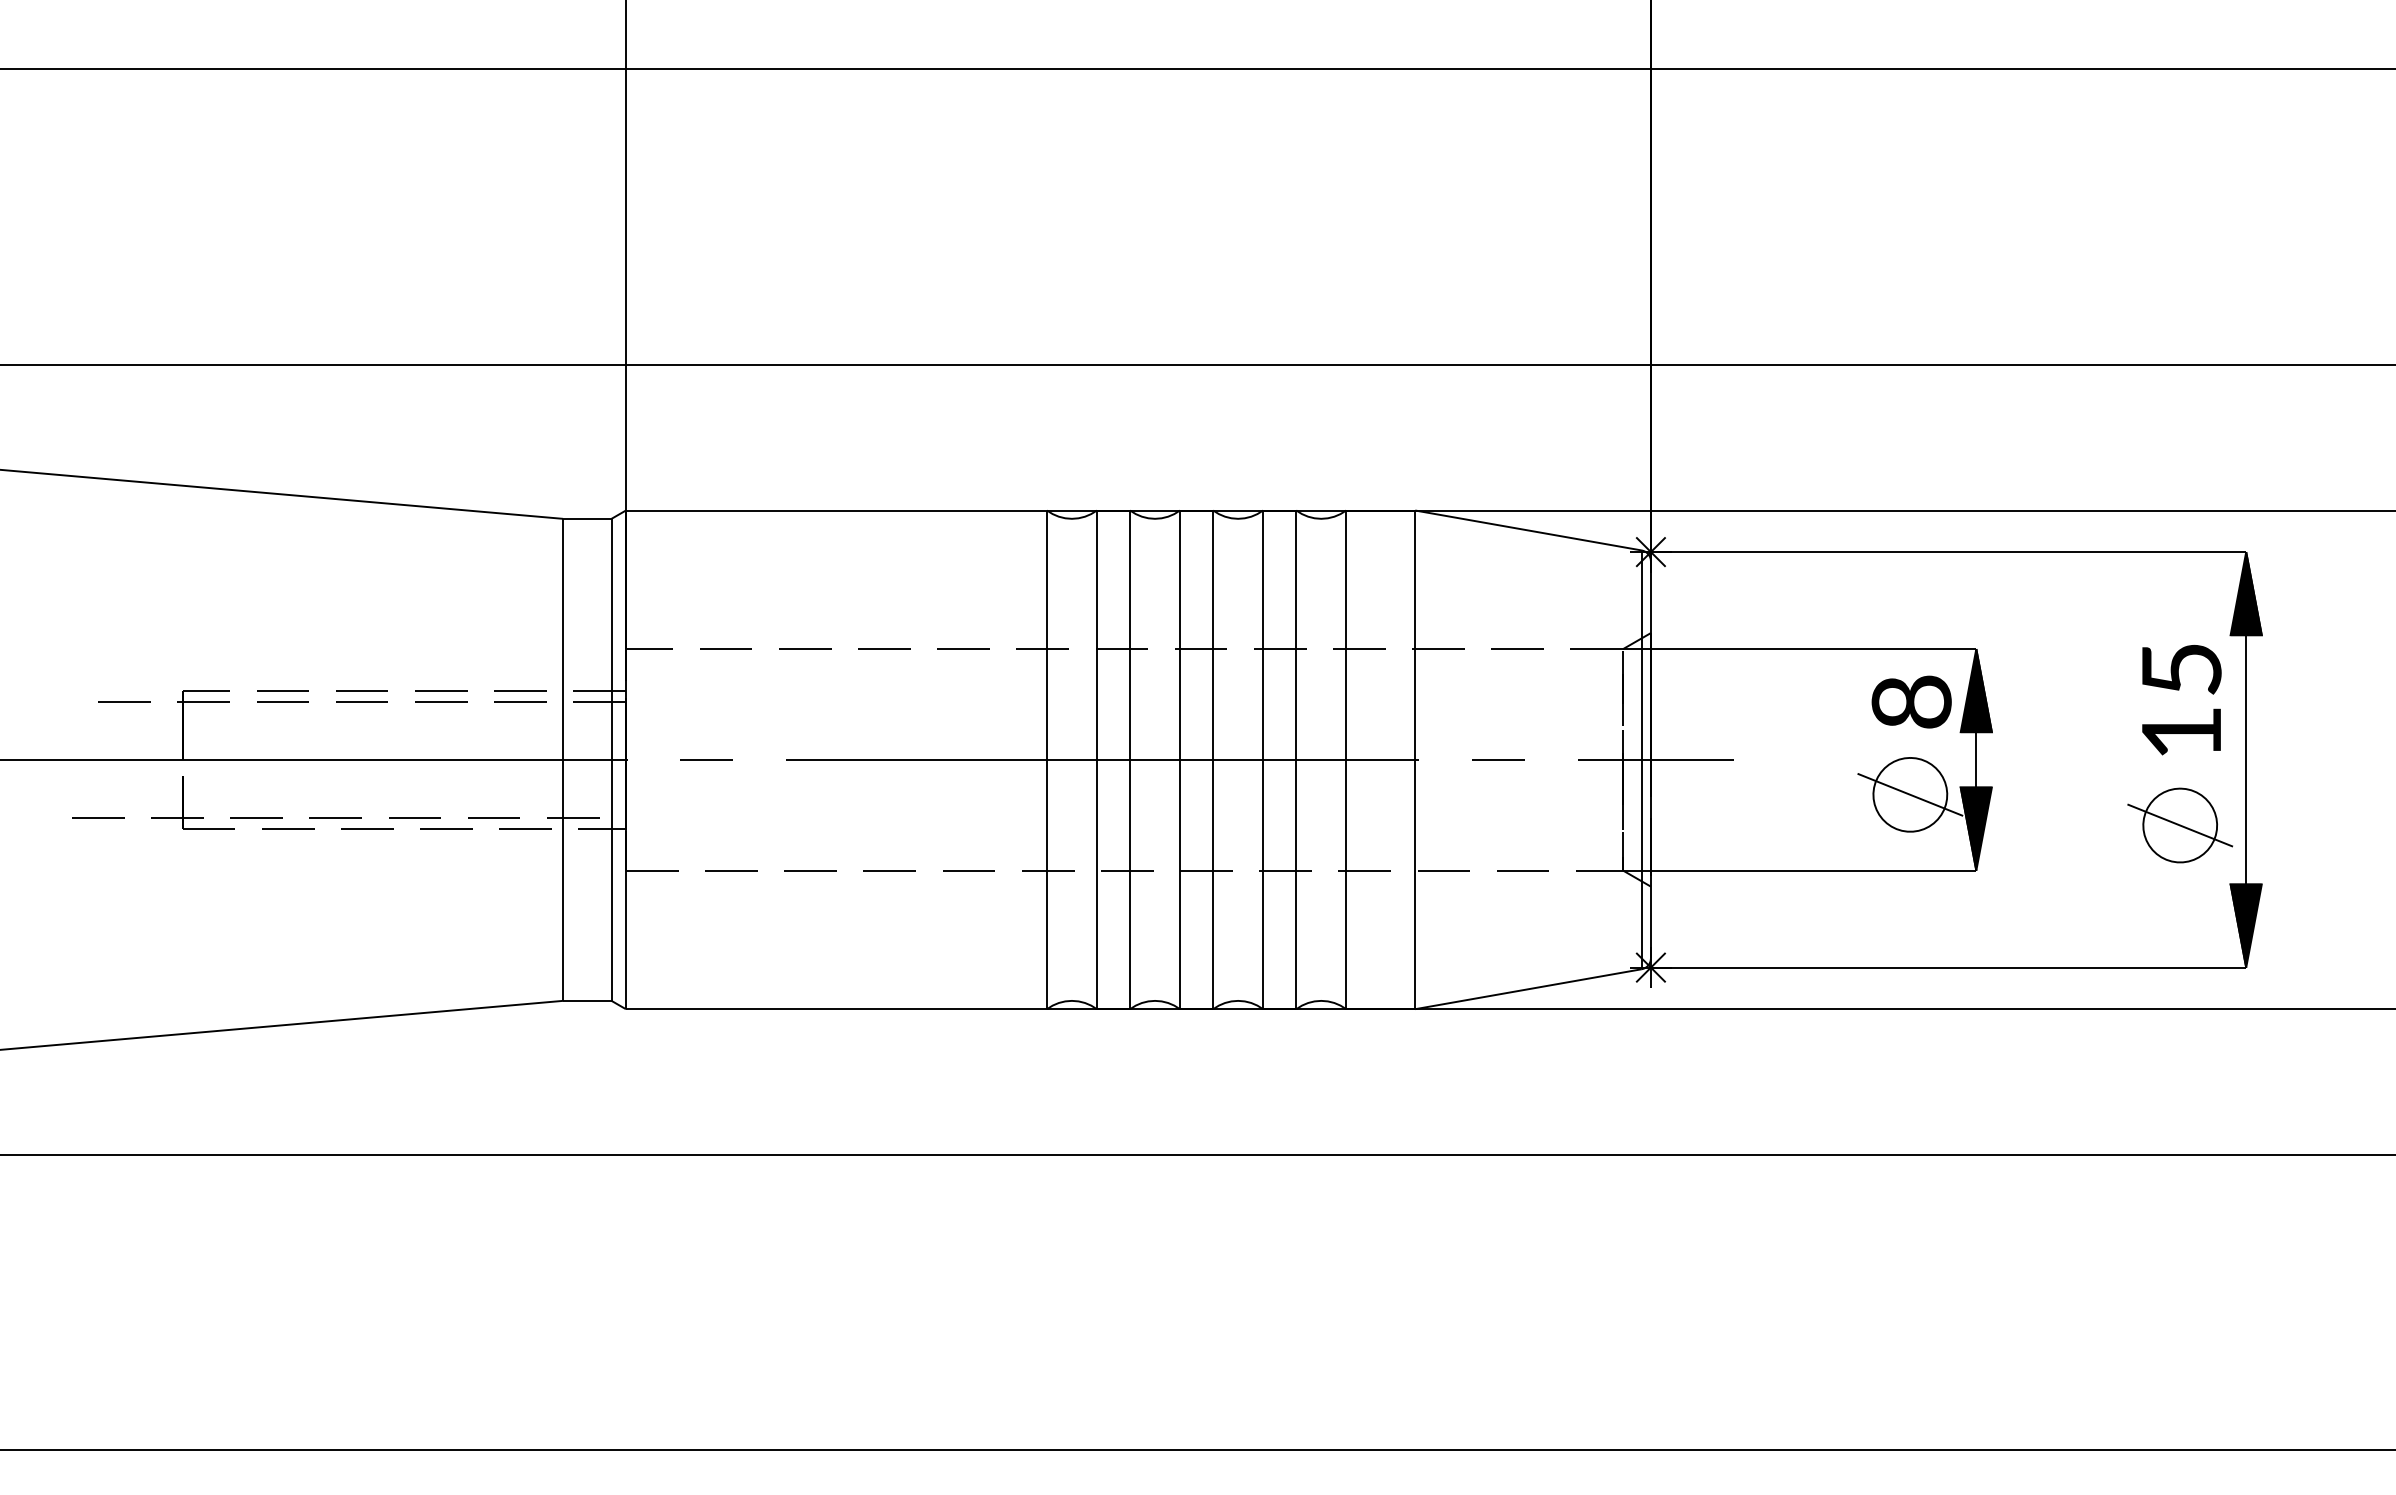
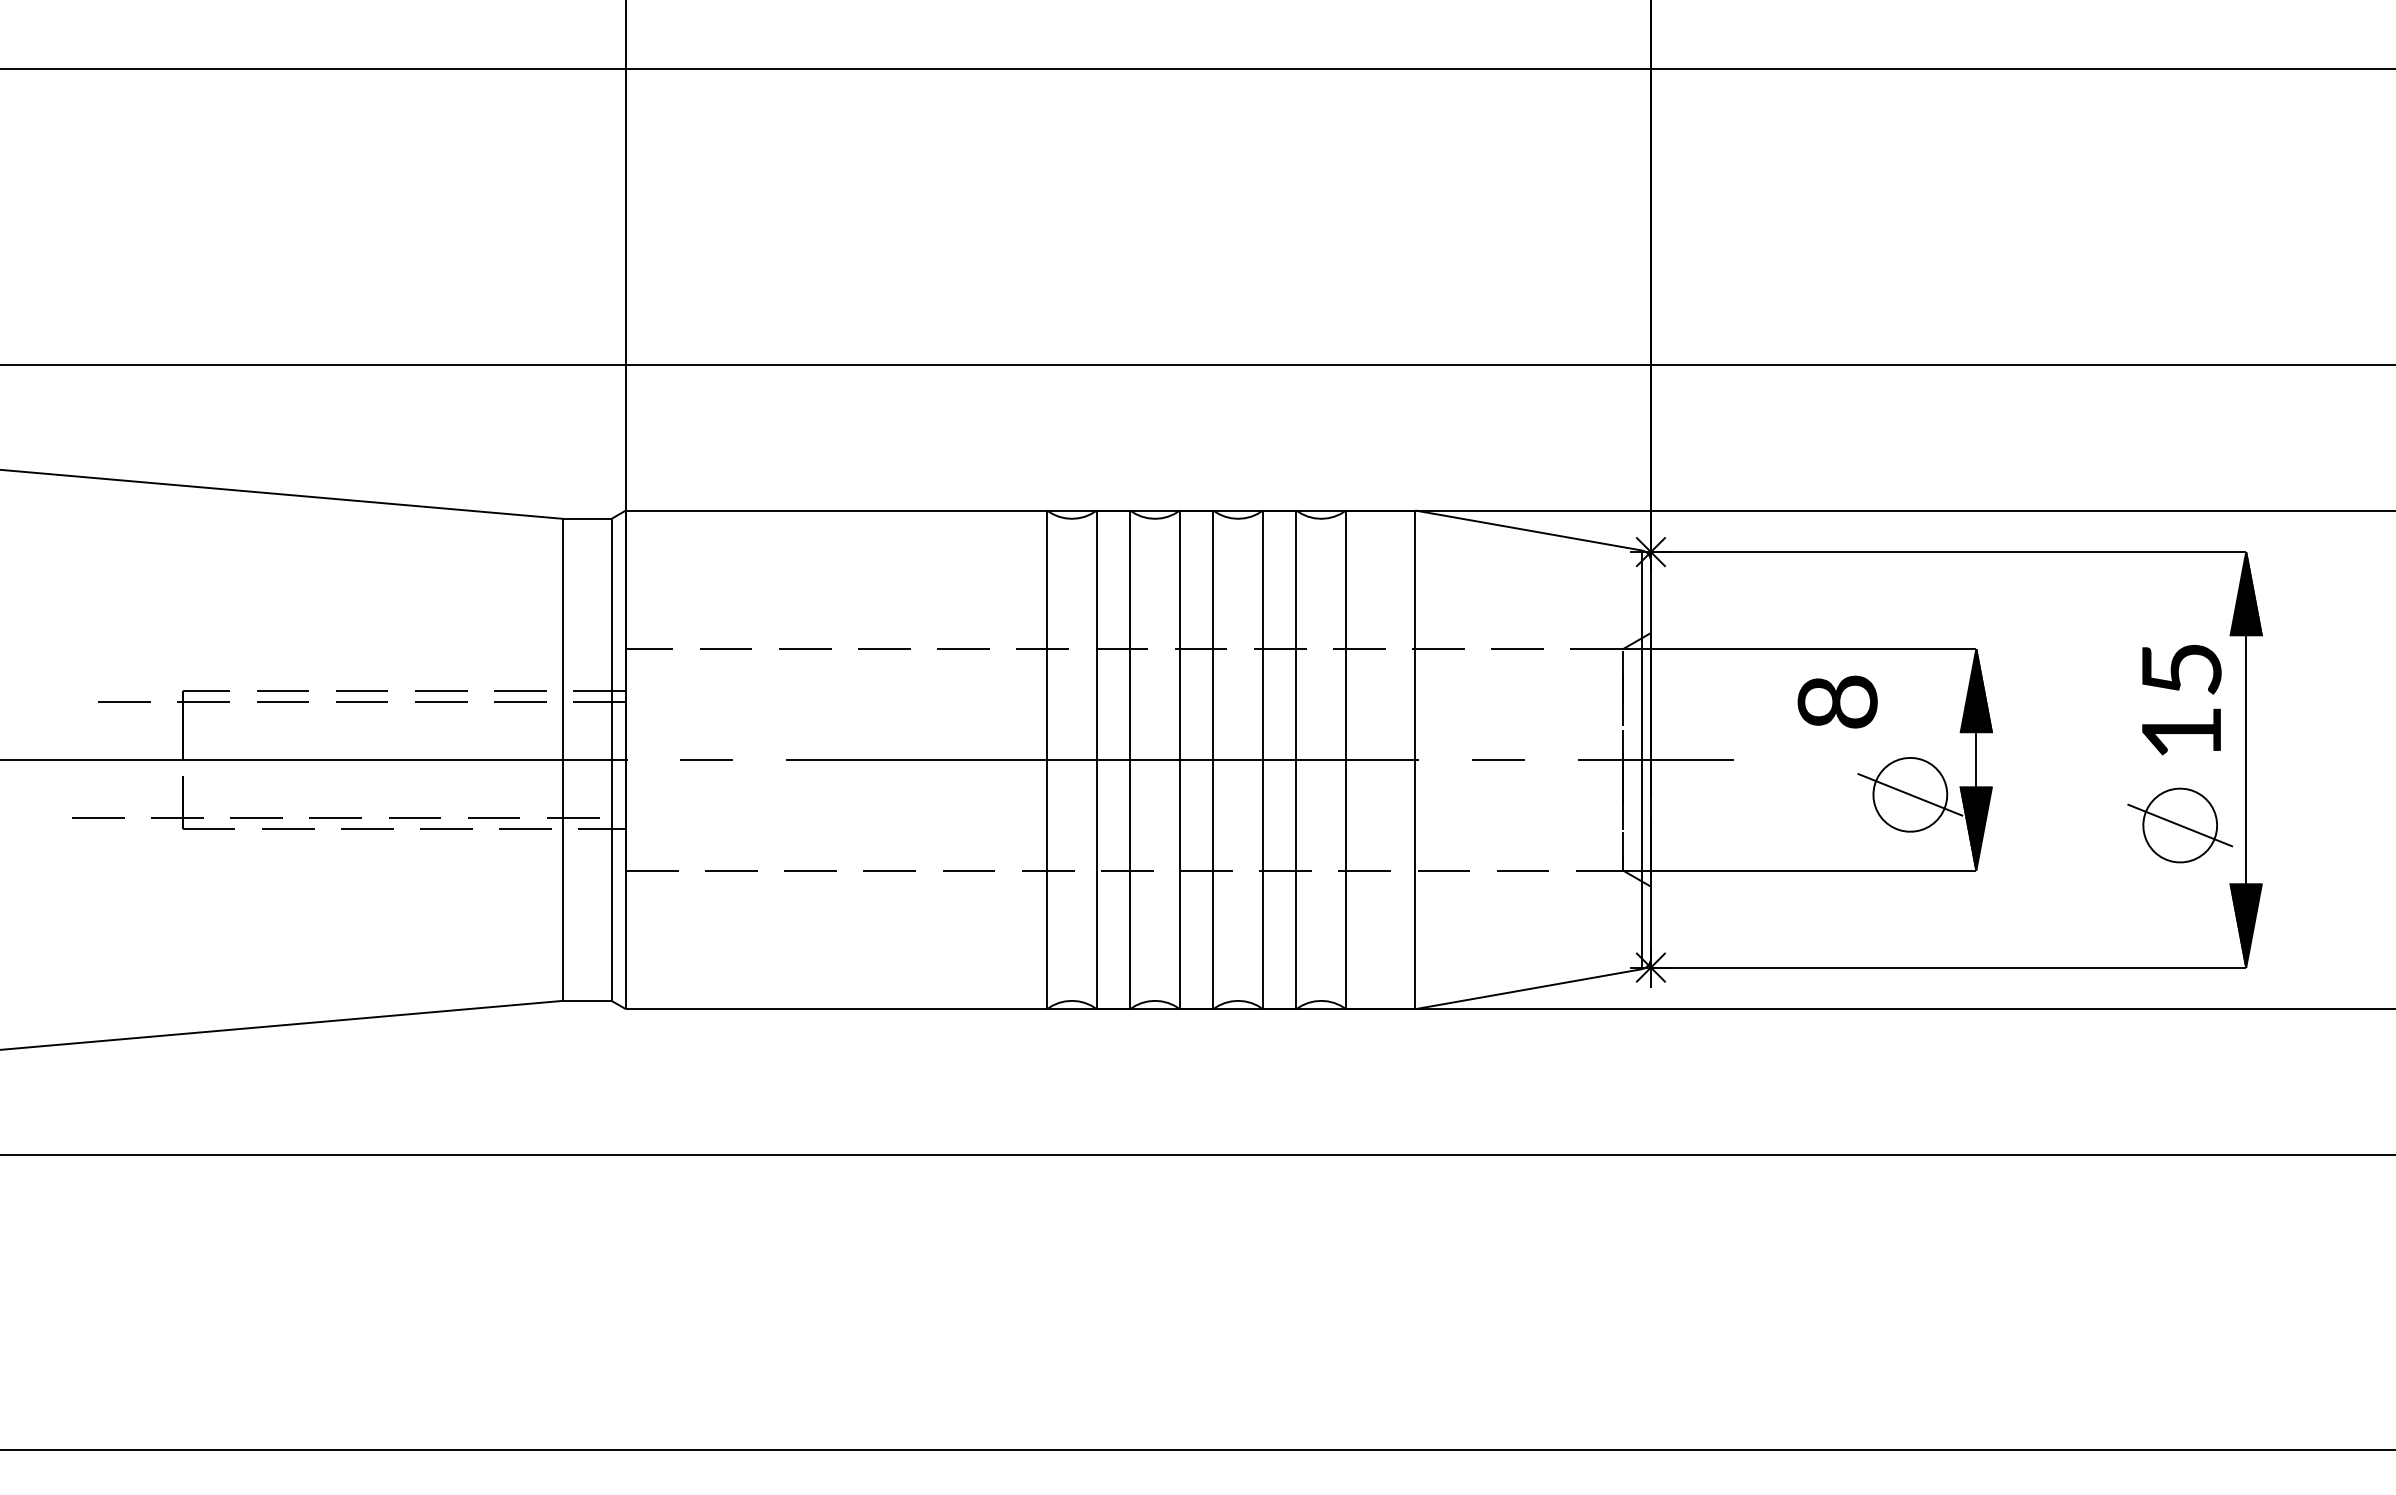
text position: (1911, 701) -> (1837, 701) (1837, 701)
